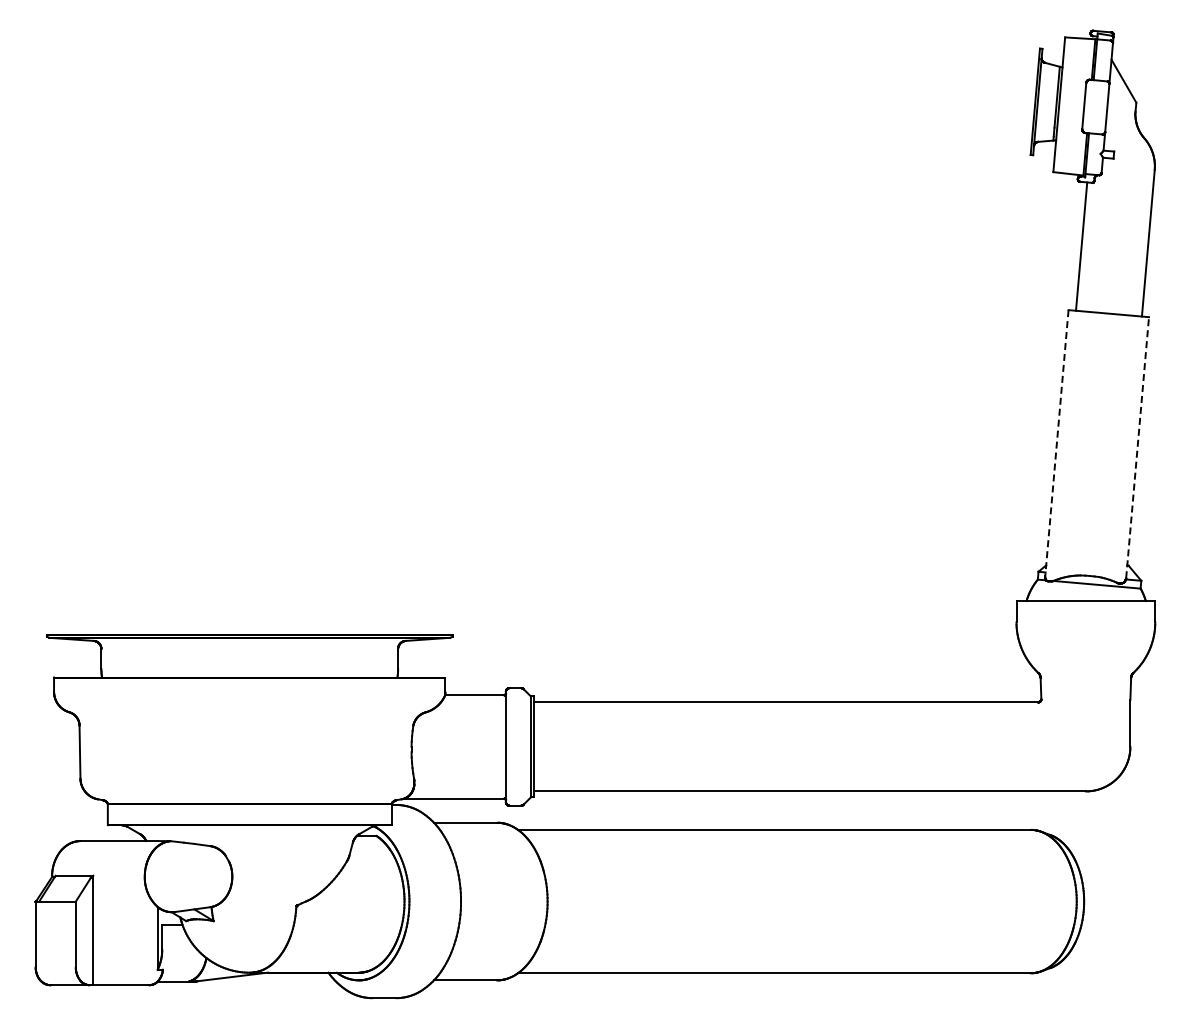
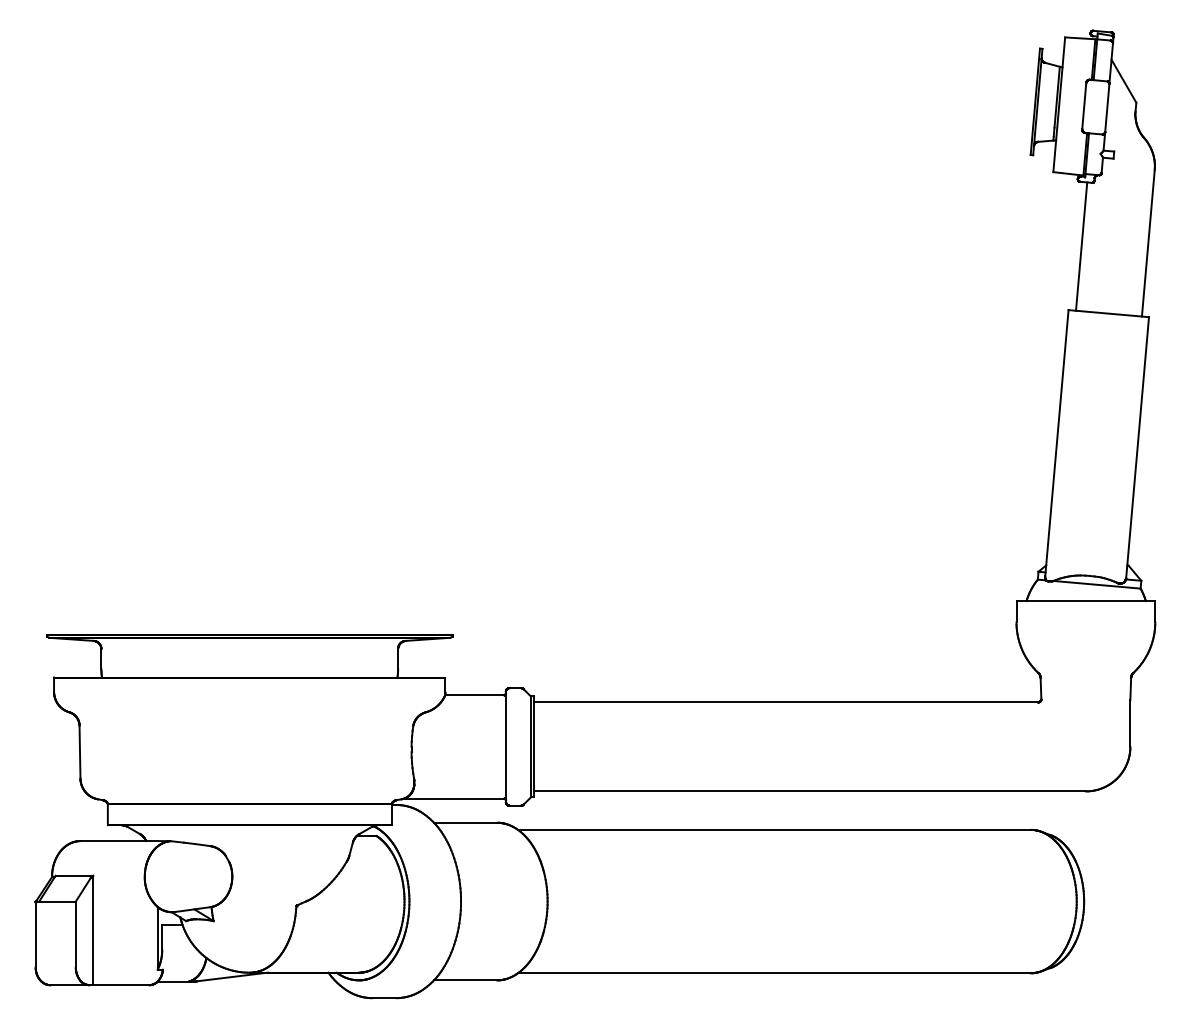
line: dashed -> solid (1056, 443)
line: dashed -> solid (1137, 447)
